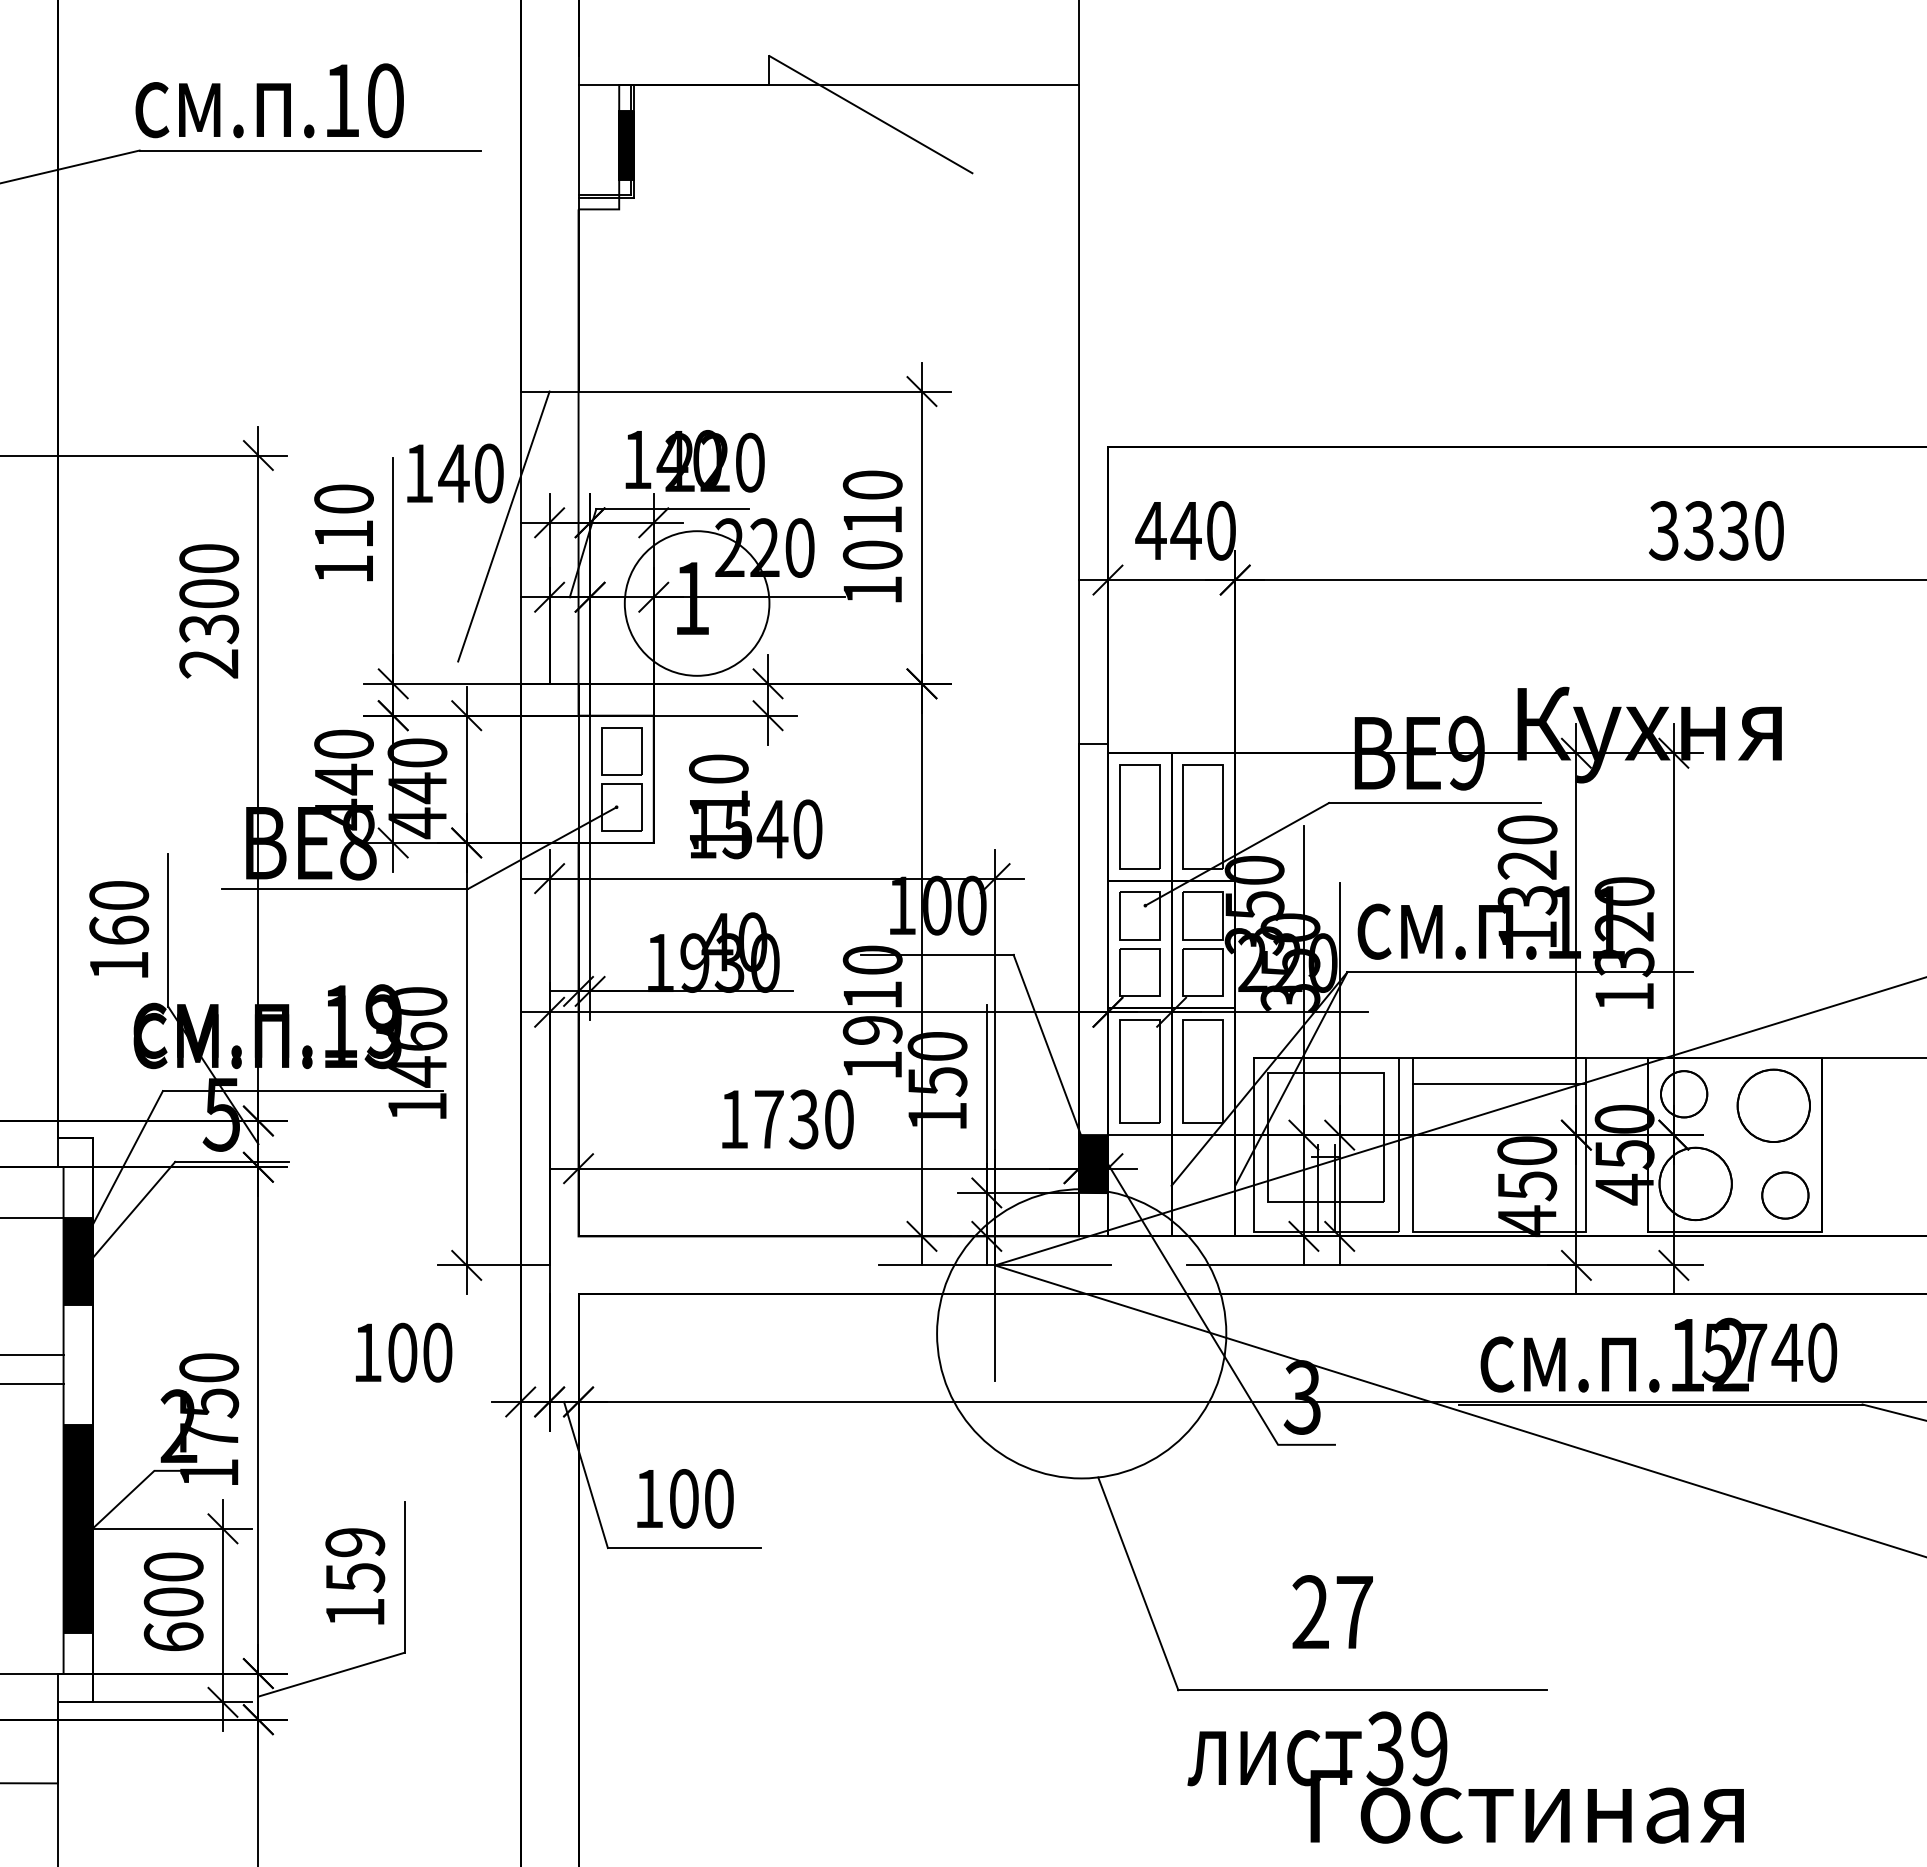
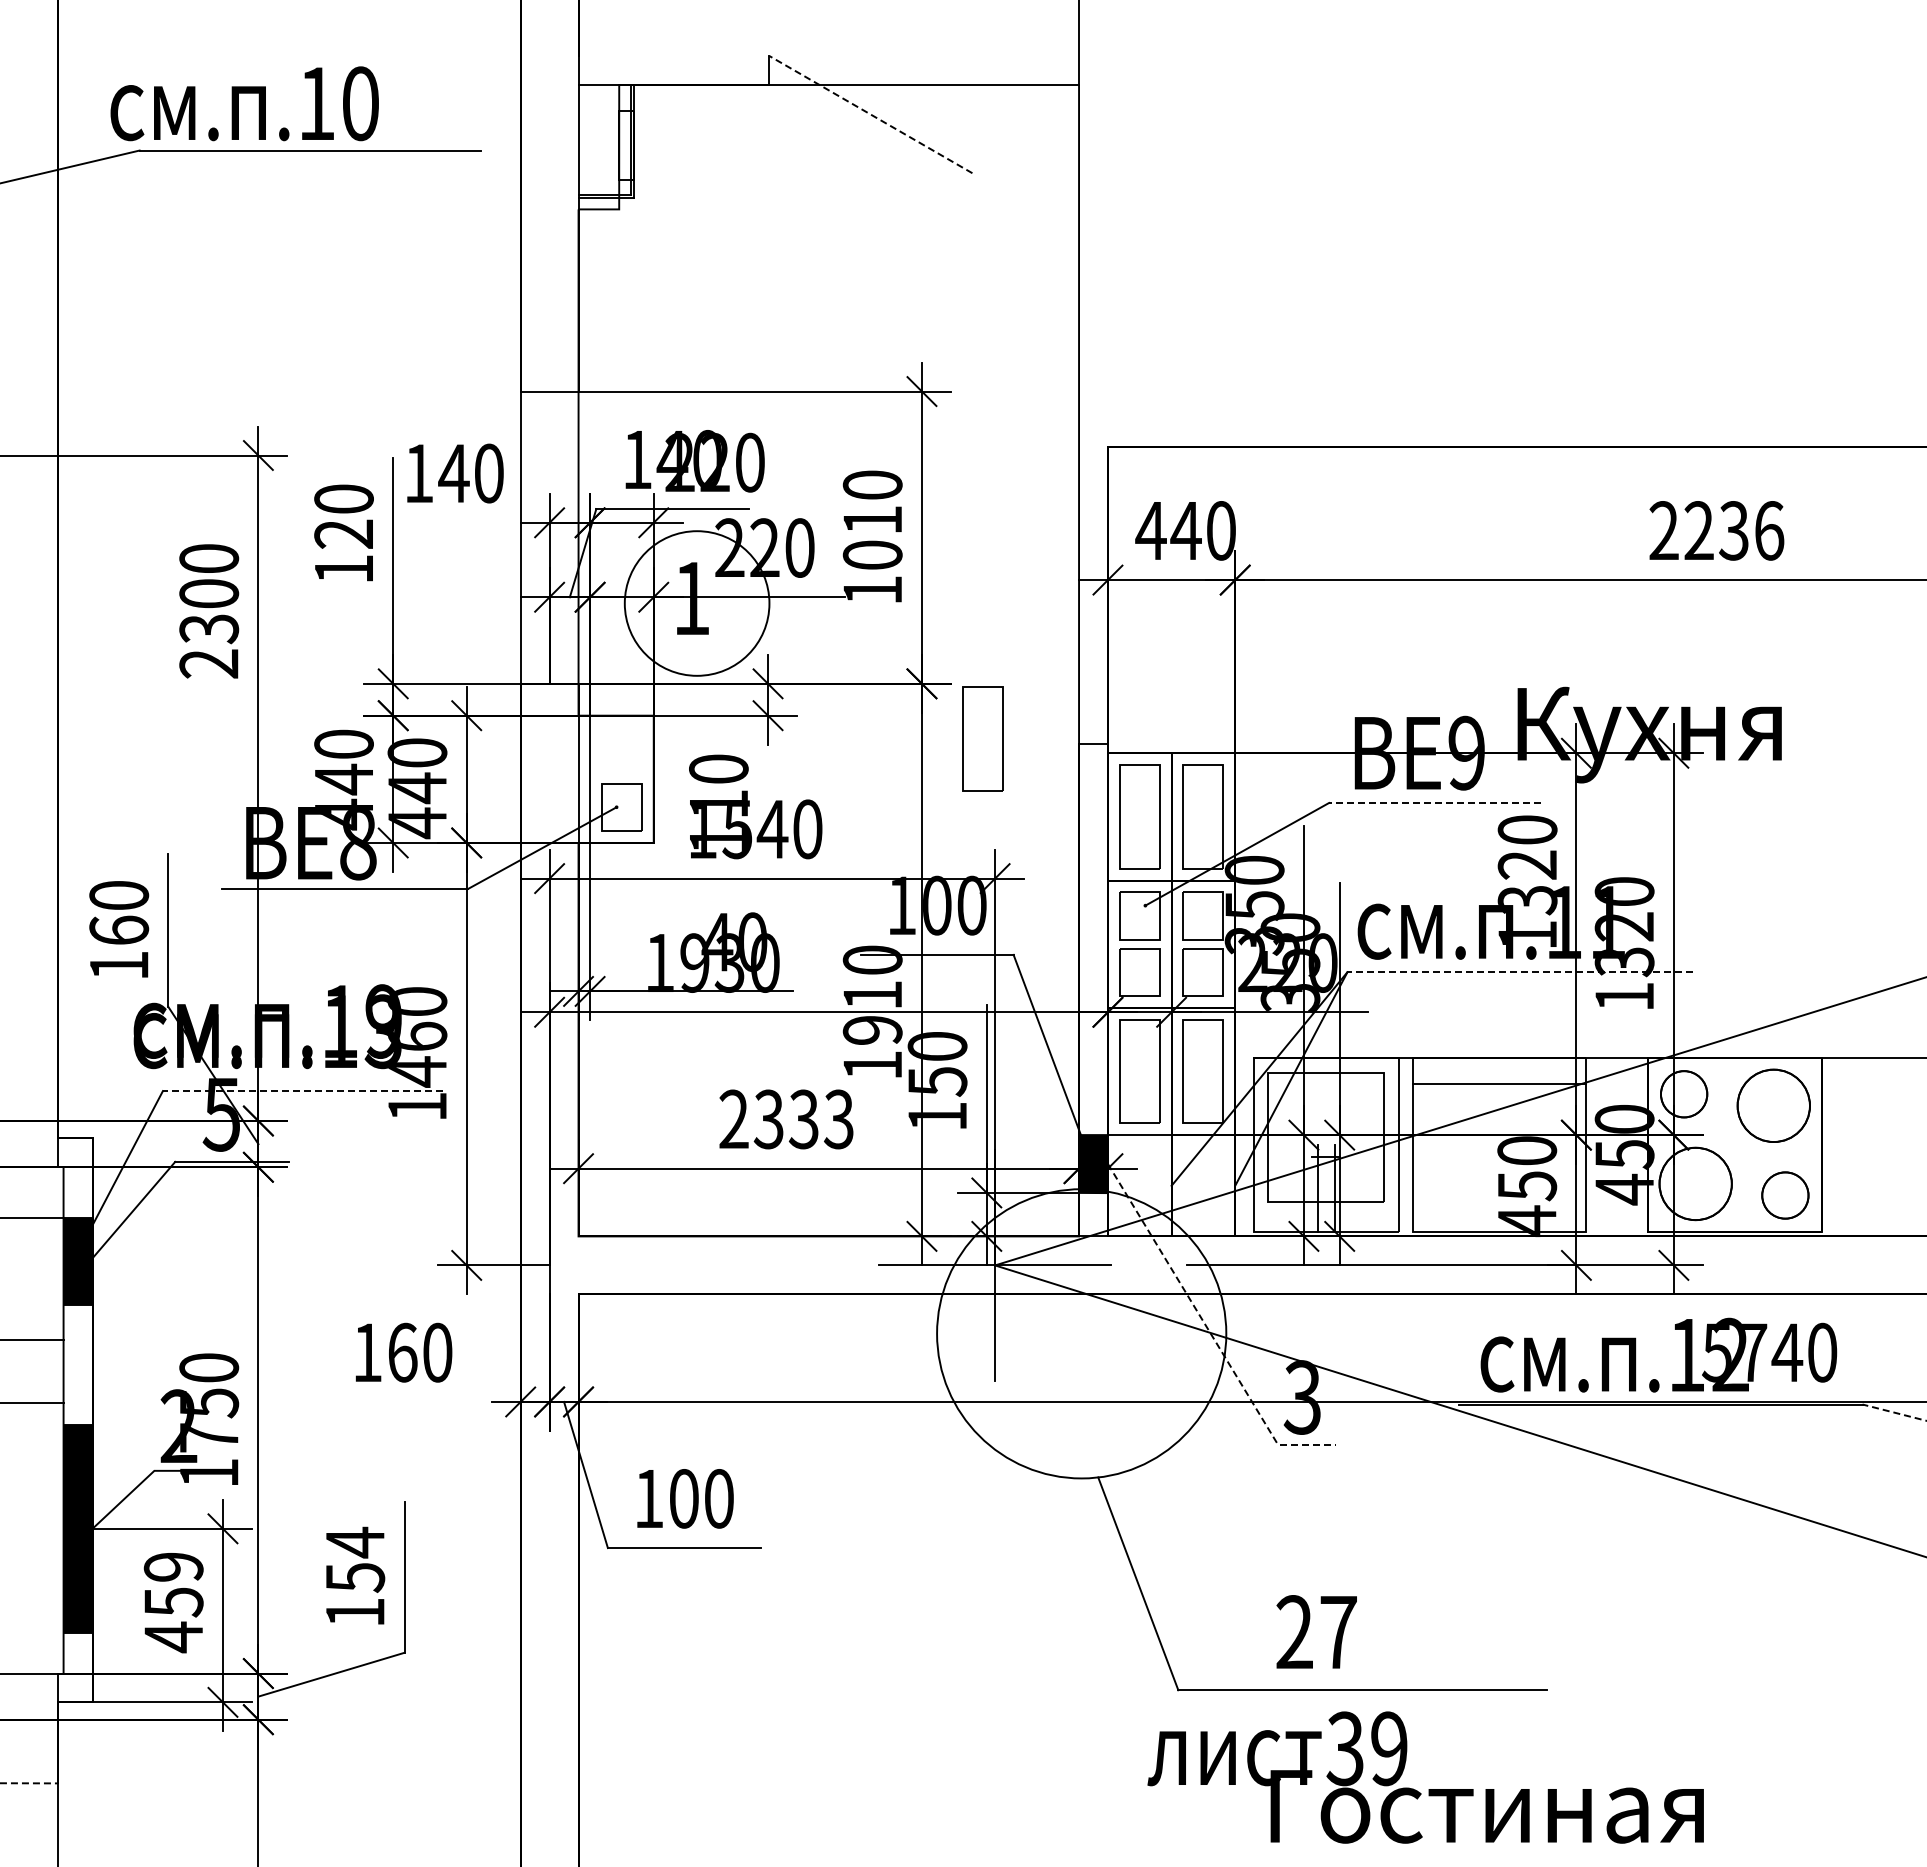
text position: (269, 100) -> (244, 103) (244, 103)
line: solid -> dashed (870, 114)
fill: present -> none (626, 145)
line: present -> none (503, 526)
text: 3330 -> 2236 (1716, 530)
text: 110 -> 120 (343, 533)
part: none -> present (982, 738)
part: present -> none (621, 751)
line: solid -> dashed (1434, 802)
line: solid -> dashed (1519, 972)
line: solid -> dashed (302, 1091)
text: 1730 -> 2333 (786, 1119)
line: solid -> dashed (1208, 1329)
text: 100 -> 160 (402, 1352)
line position: (32, 1355) -> (32, 1340) (32, 1340)
line position: (32, 1384) -> (32, 1403) (32, 1403)
line: solid -> dashed (1894, 1412)
text: 159 -> 154 (355, 1542)
text: 600 -> 459 (173, 1602)
text position: (1332, 1611) -> (1316, 1631) (1316, 1631)
text position: (1465, 1777) -> (1425, 1777) (1425, 1777)
line: solid -> dashed (29, 1783)
